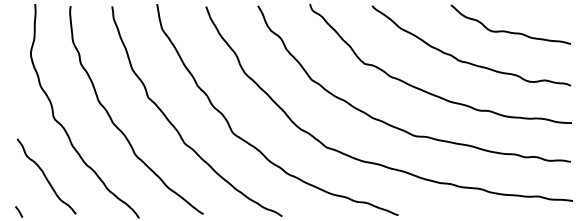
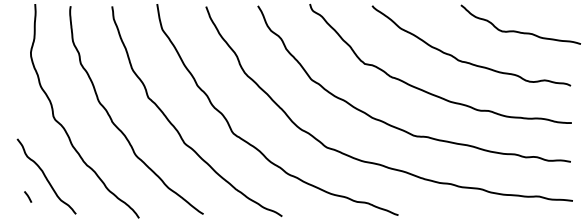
curve position: (510, 31) -> (520, 31) (520, 31)
curve position: (19, 211) -> (28, 196) (28, 196)
